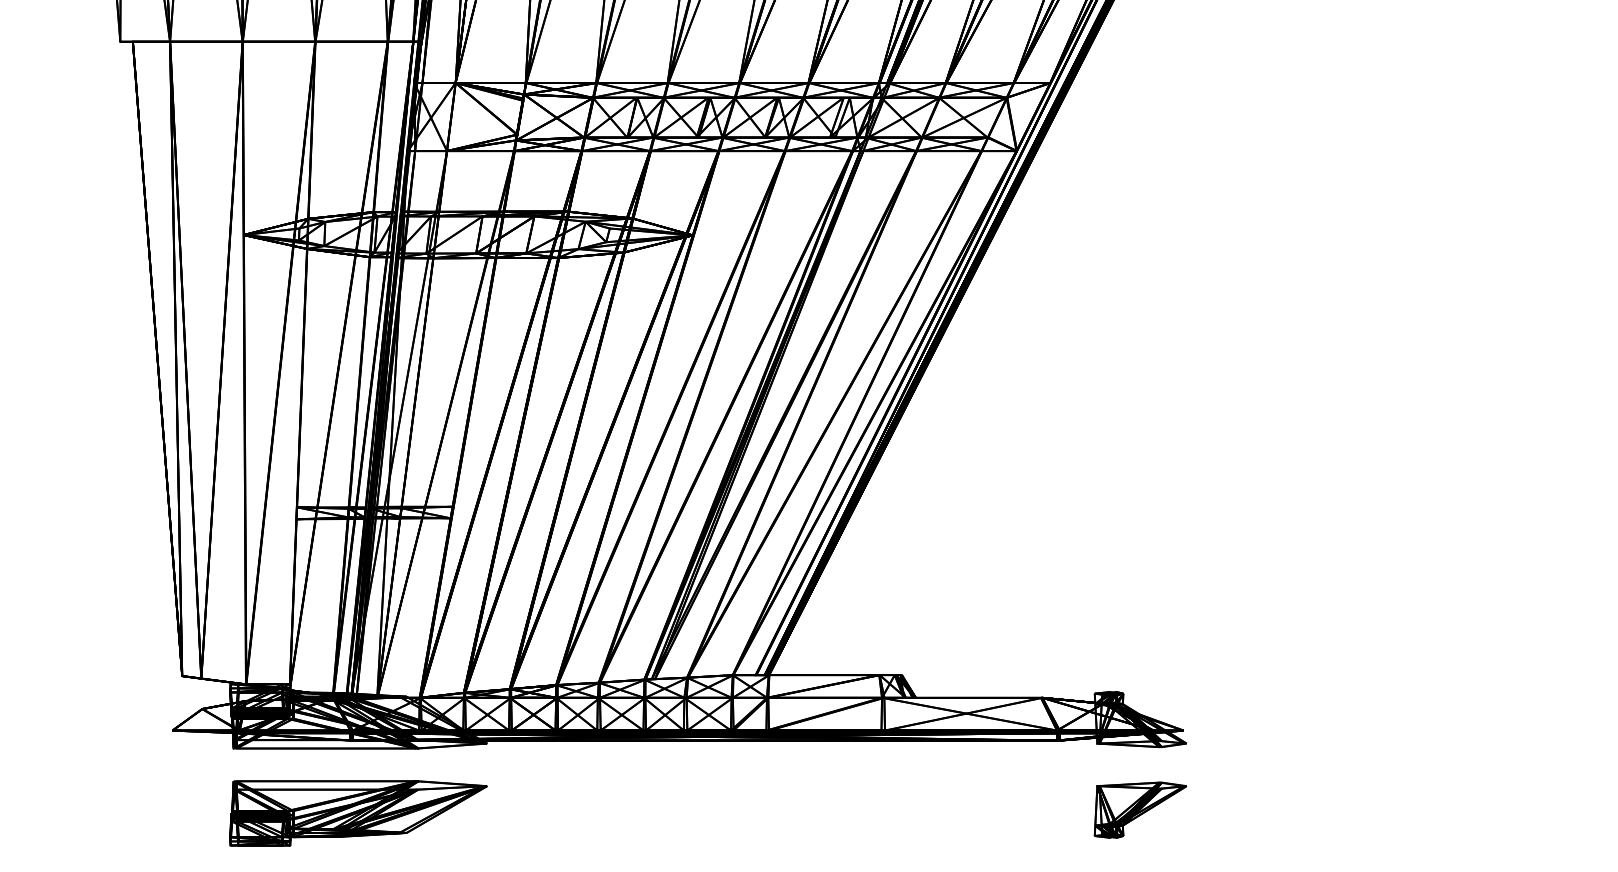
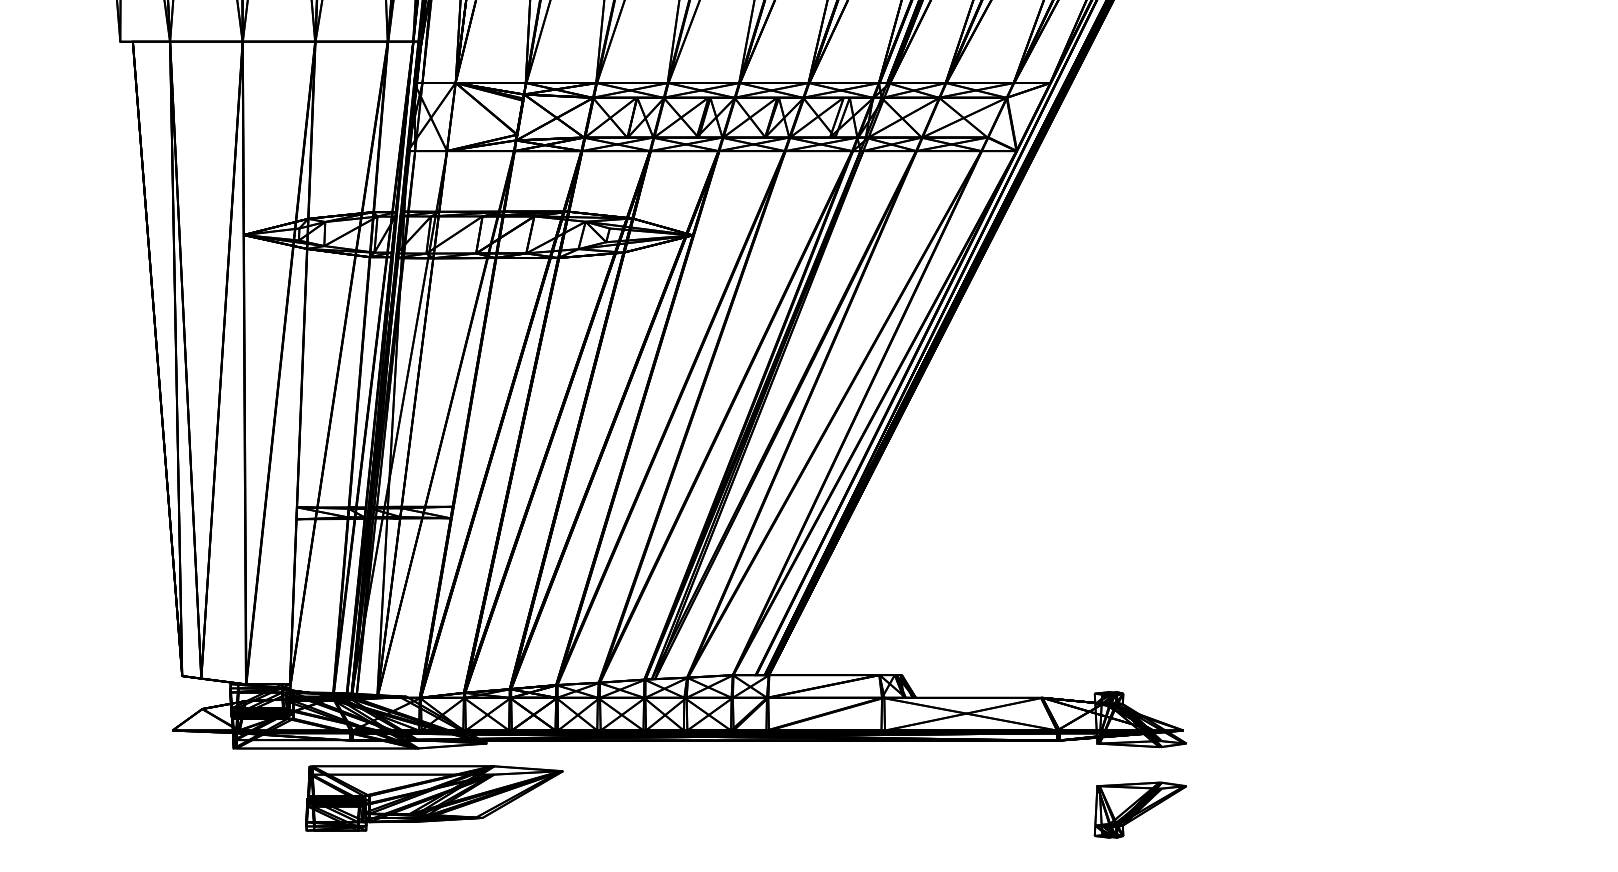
part position: (358, 813) -> (434, 798) (434, 798)
